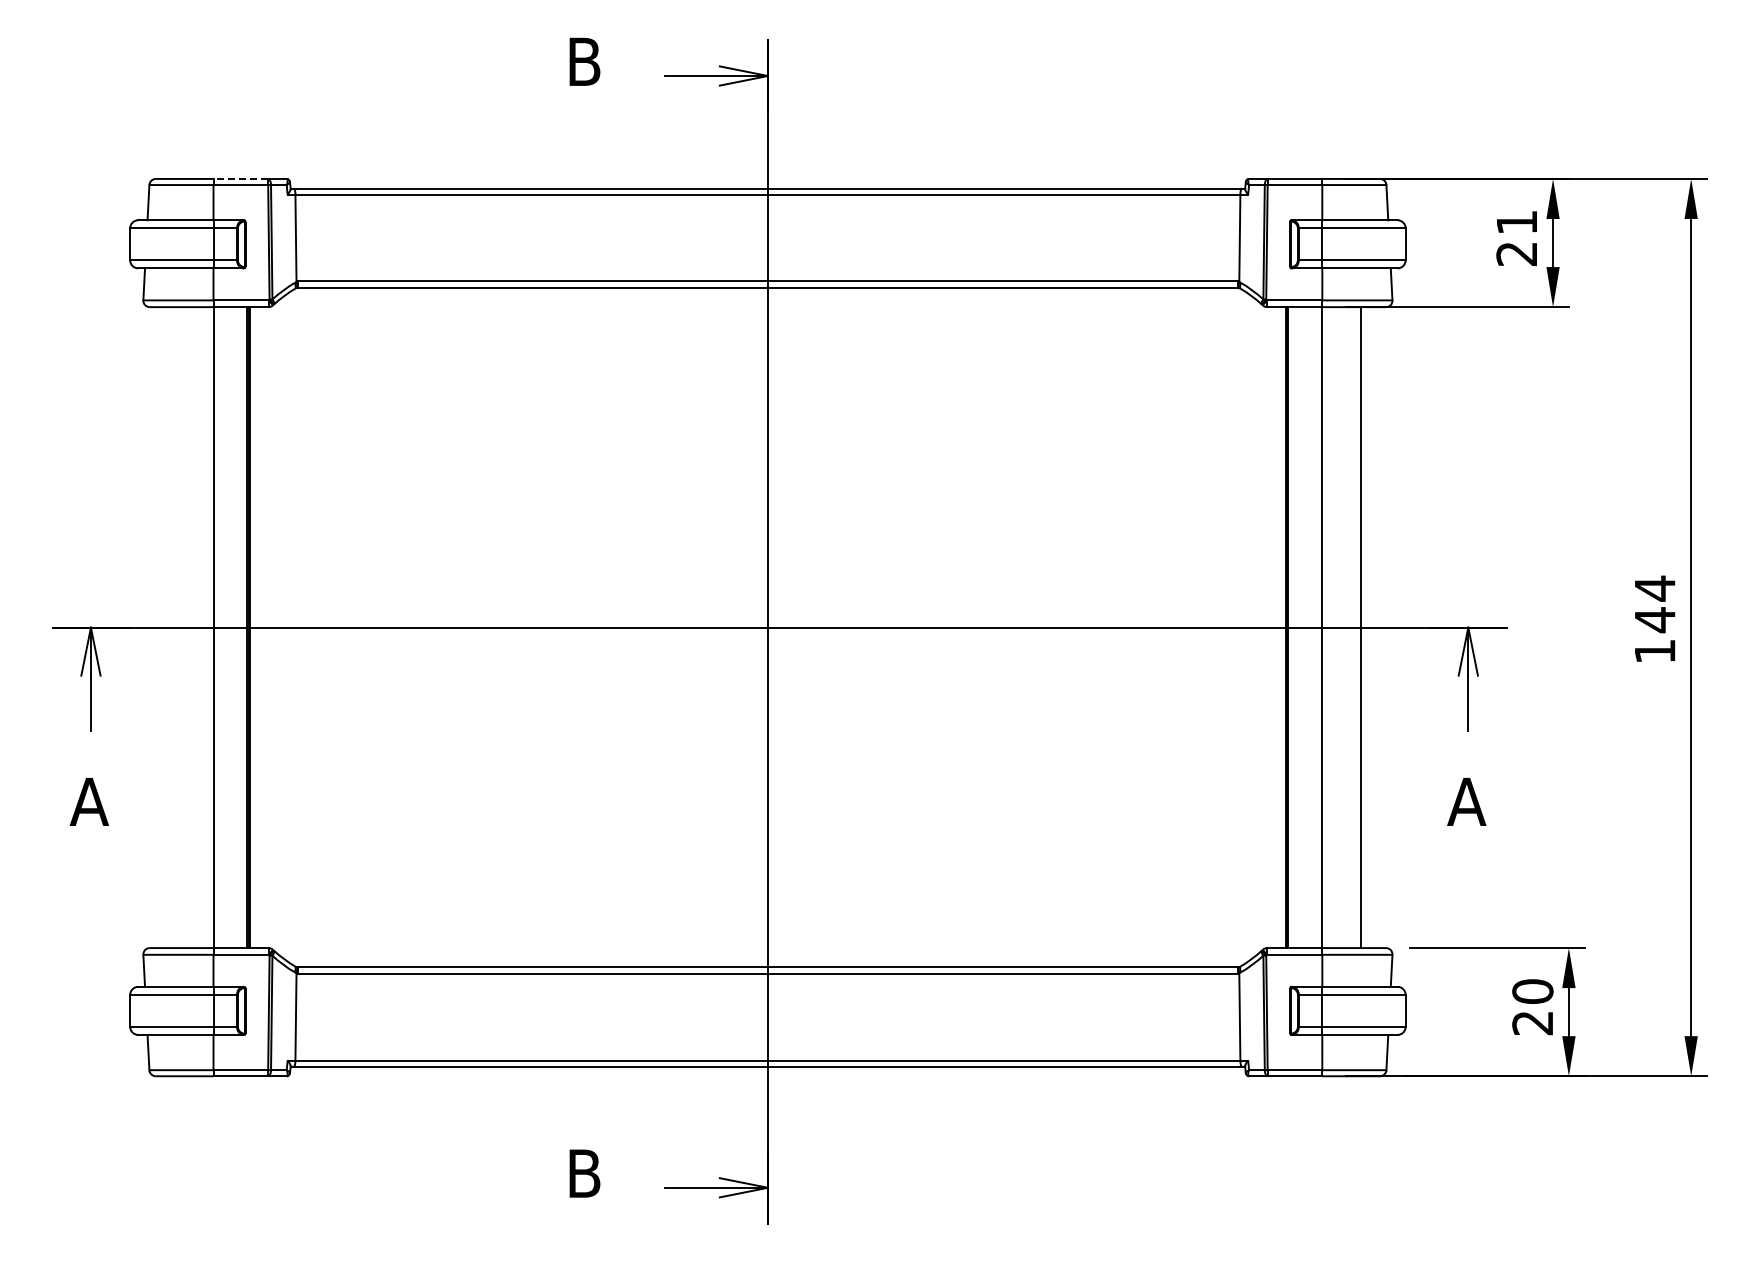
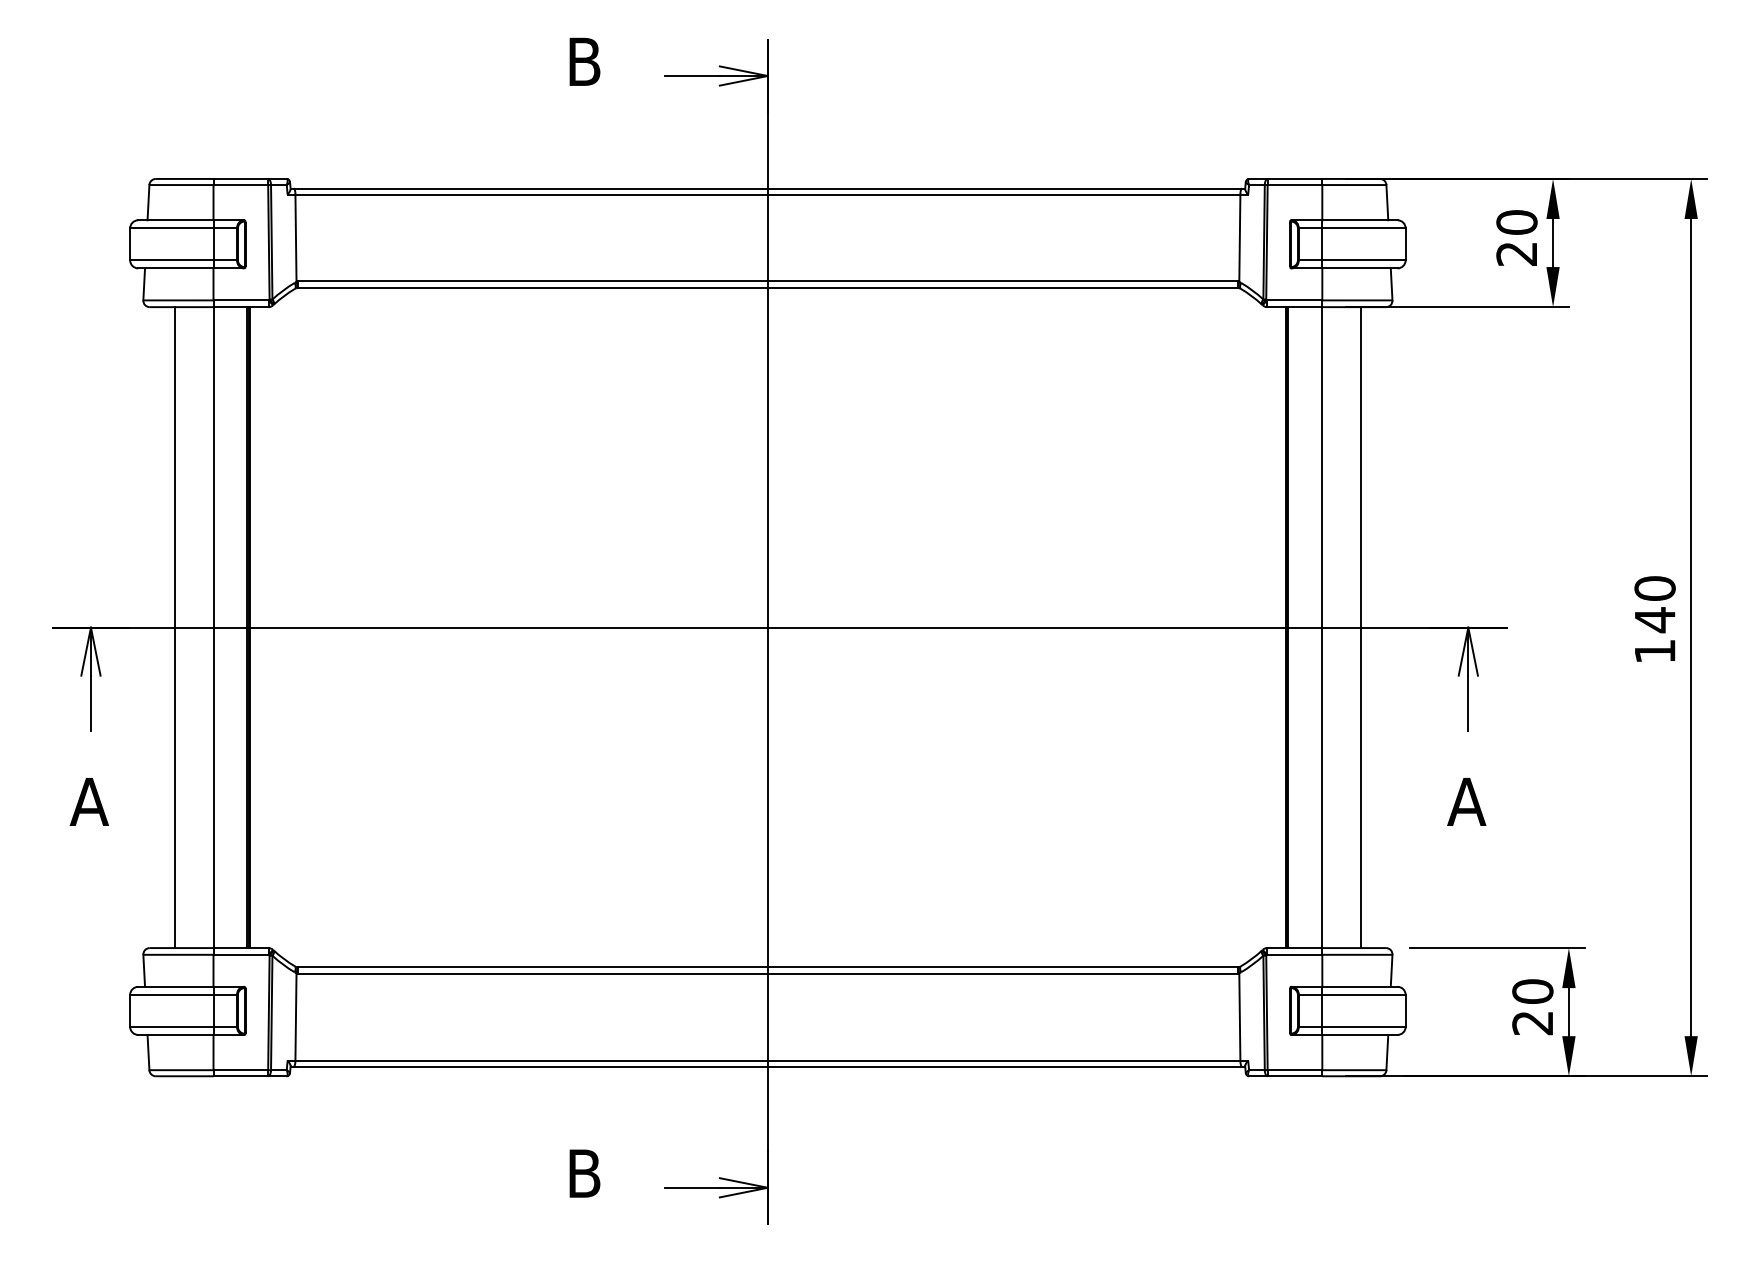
line: dashed -> solid (240, 178)
text: 21 -> 20 (1516, 222)
text: 144 -> 140 (1654, 588)
line: none -> present (175, 627)
